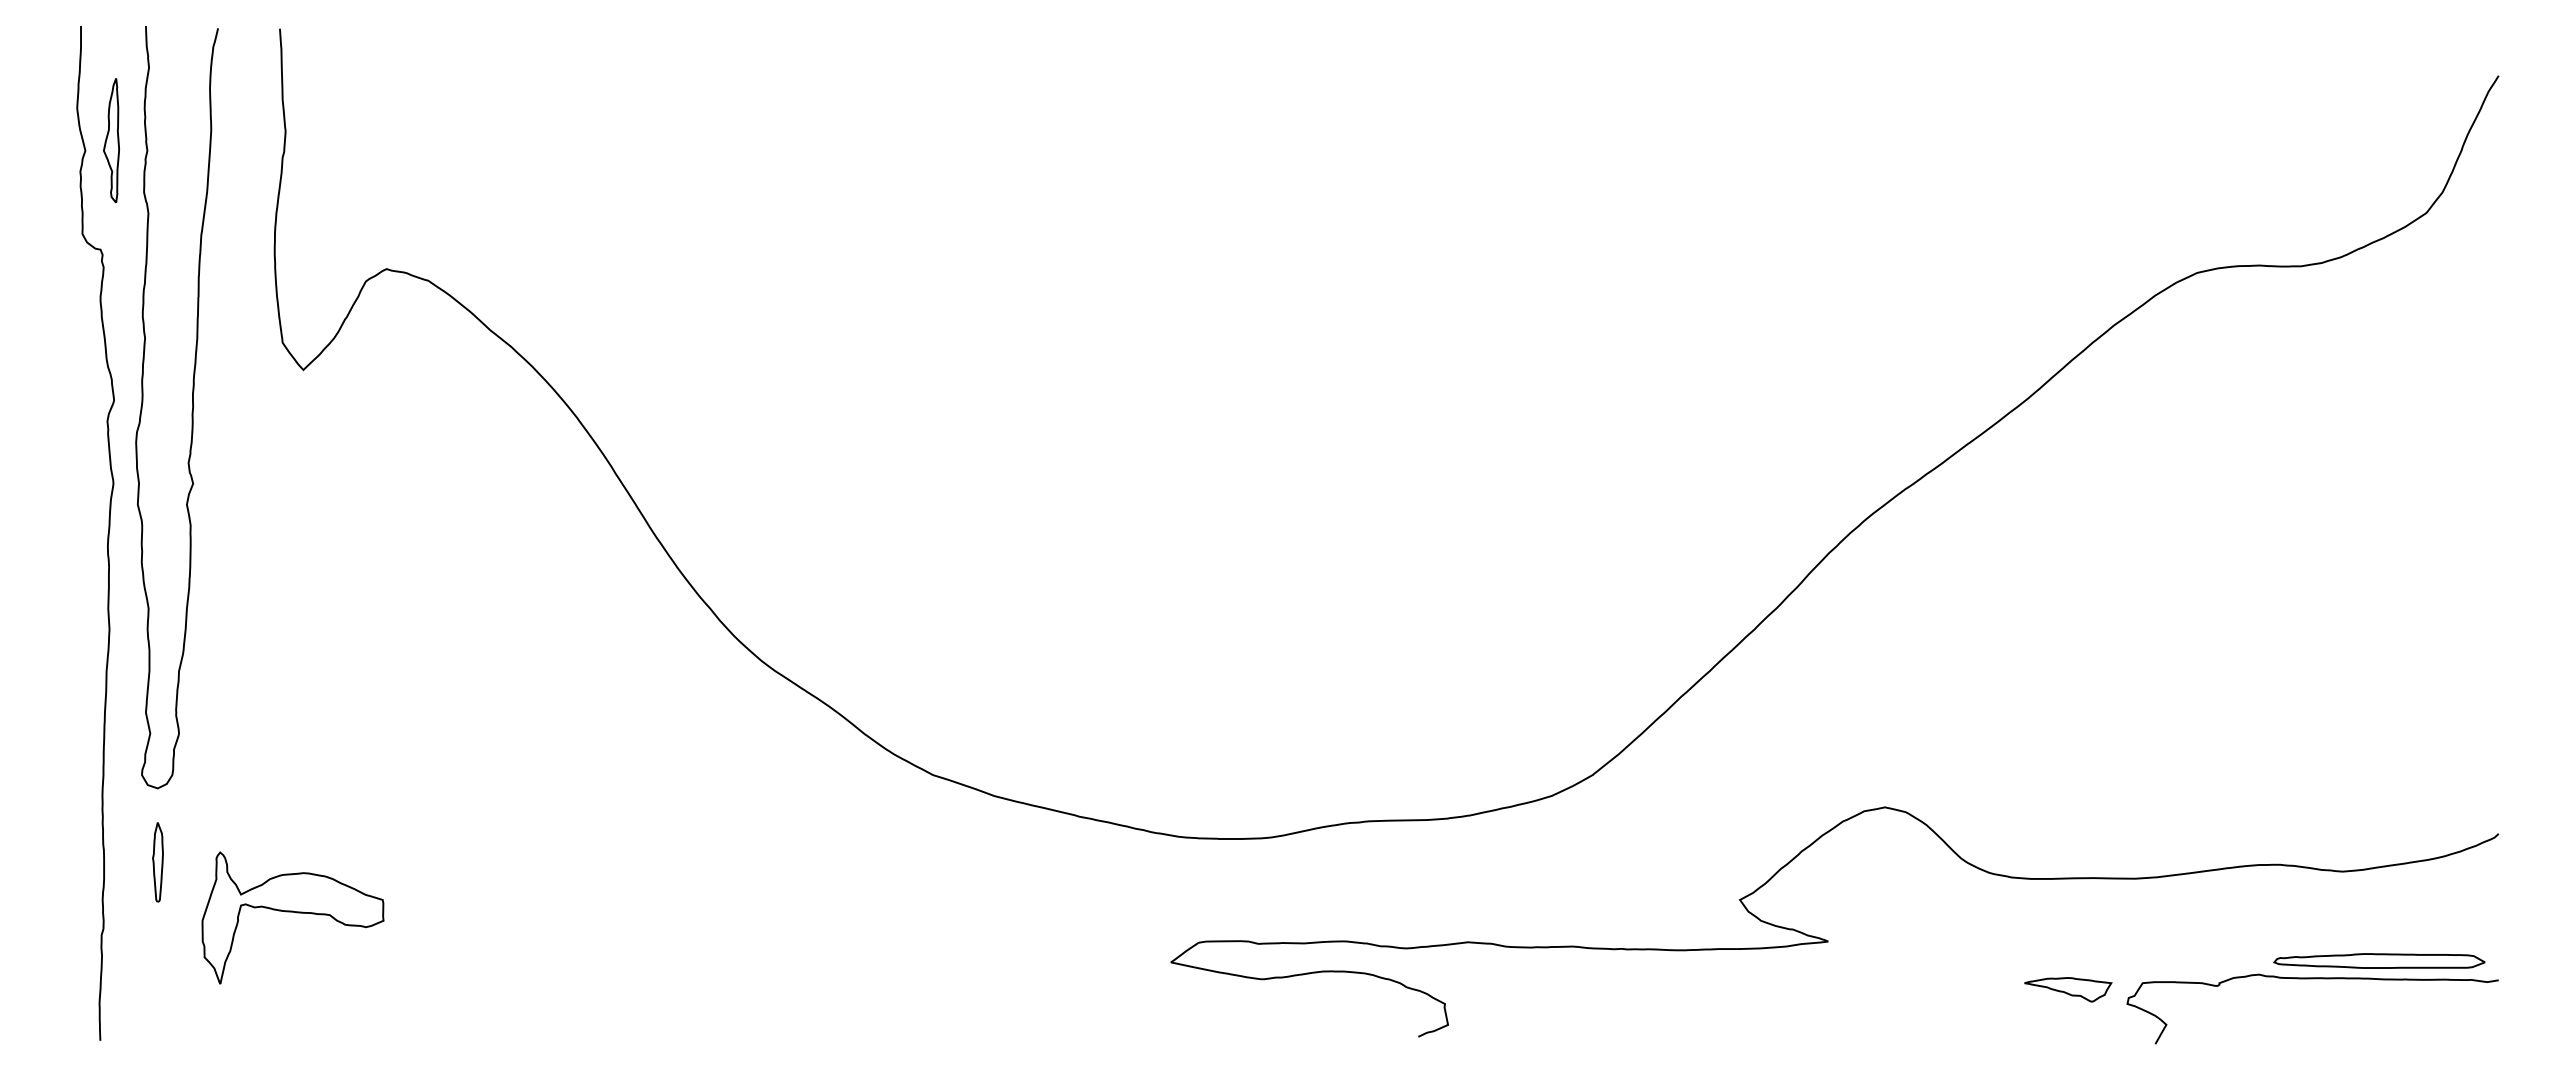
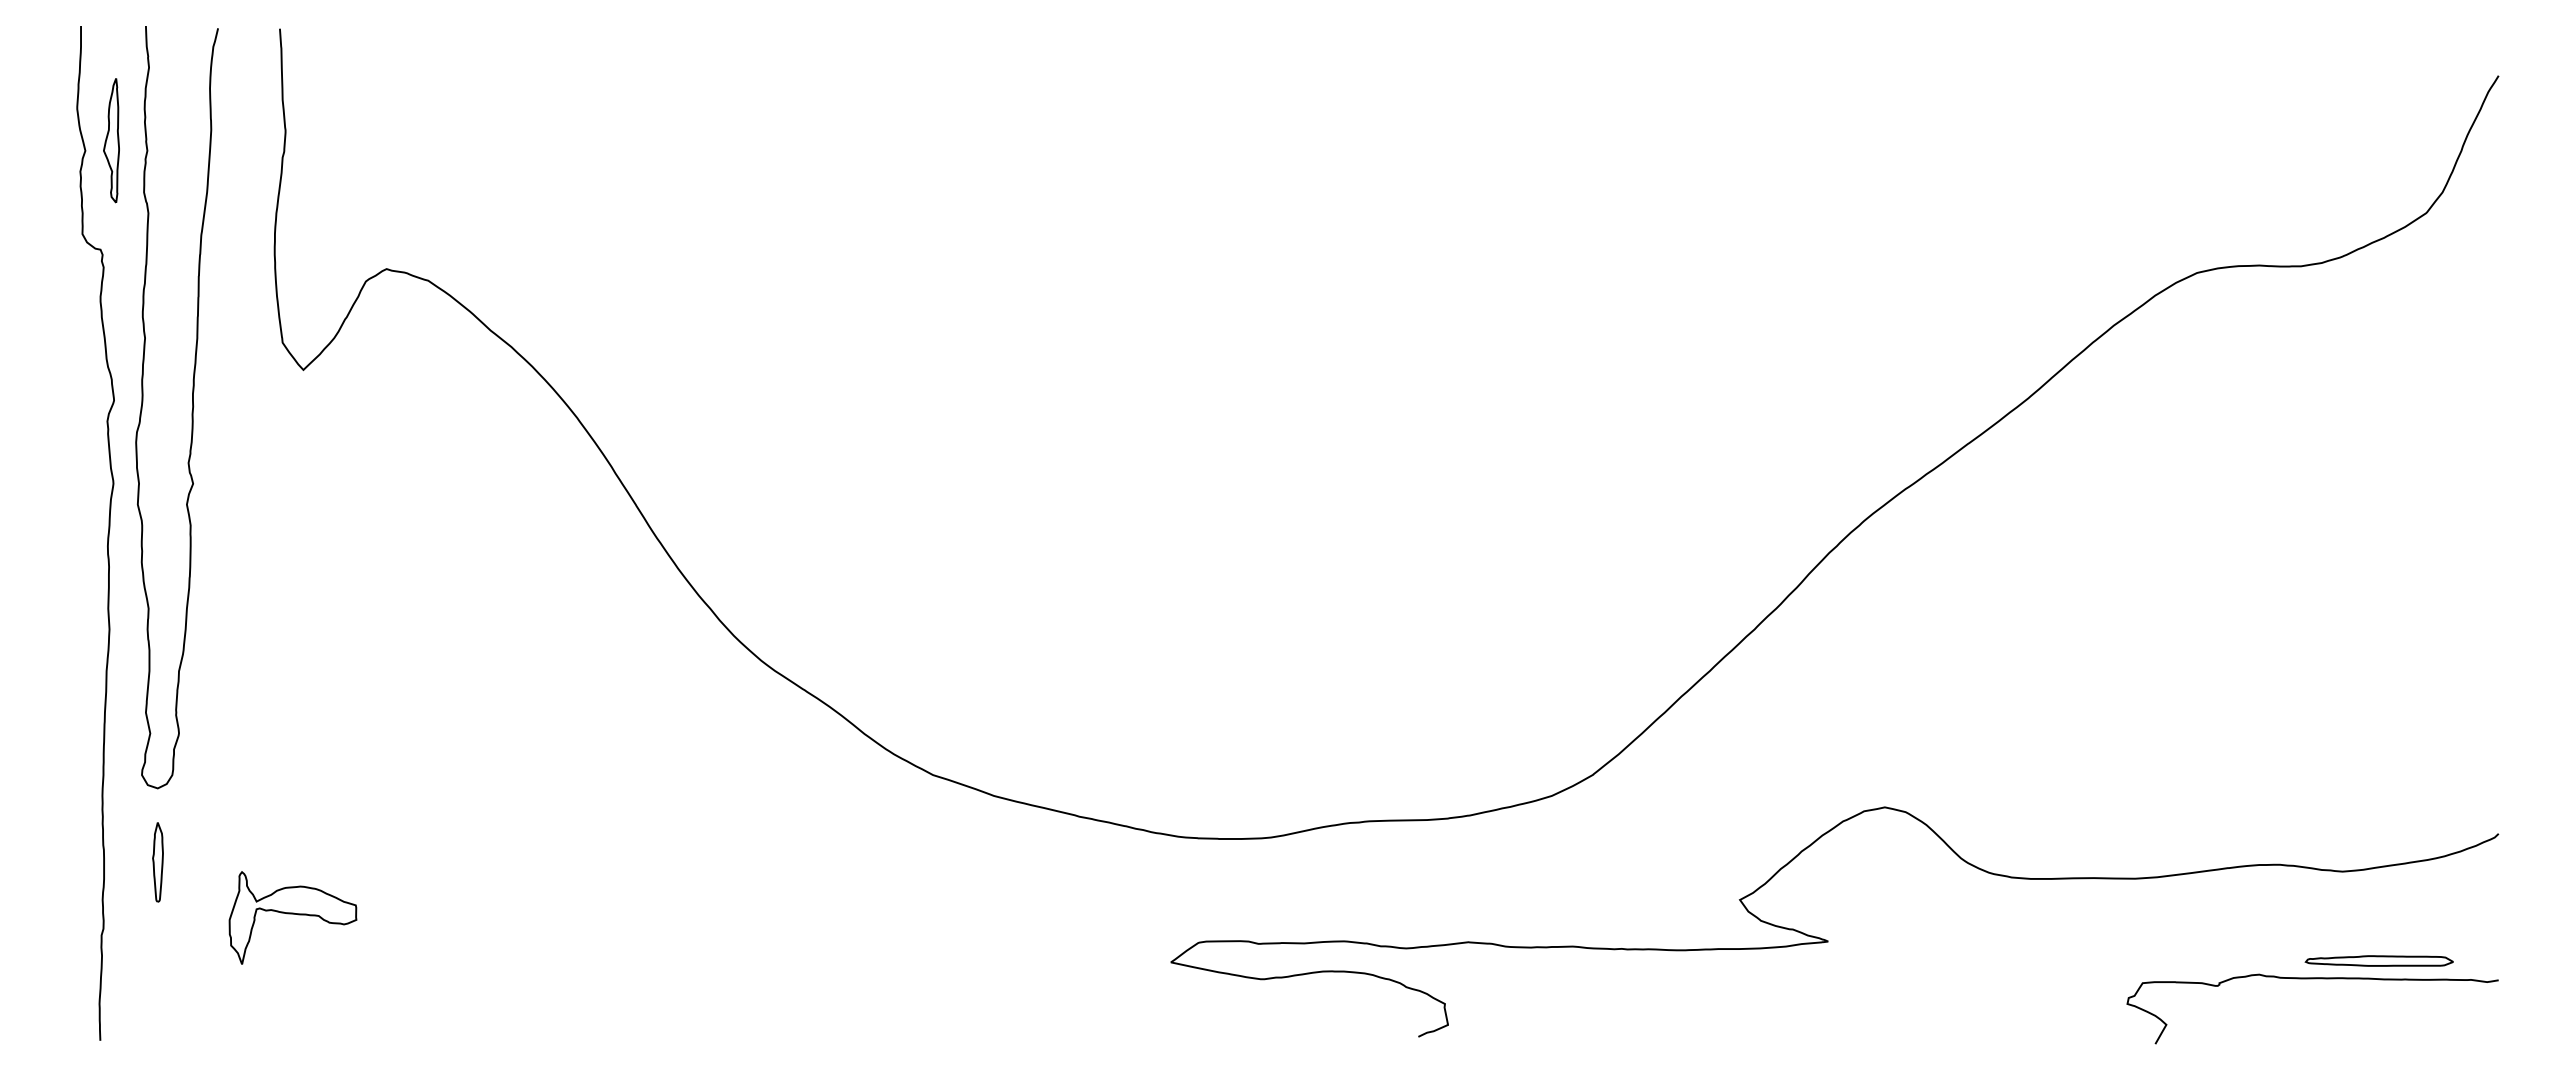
part size: 184x134 px -> 130x94 px (292, 917)
part size: 213x16 px -> 150x12 px (2378, 960)
part: present -> none (2068, 989)
